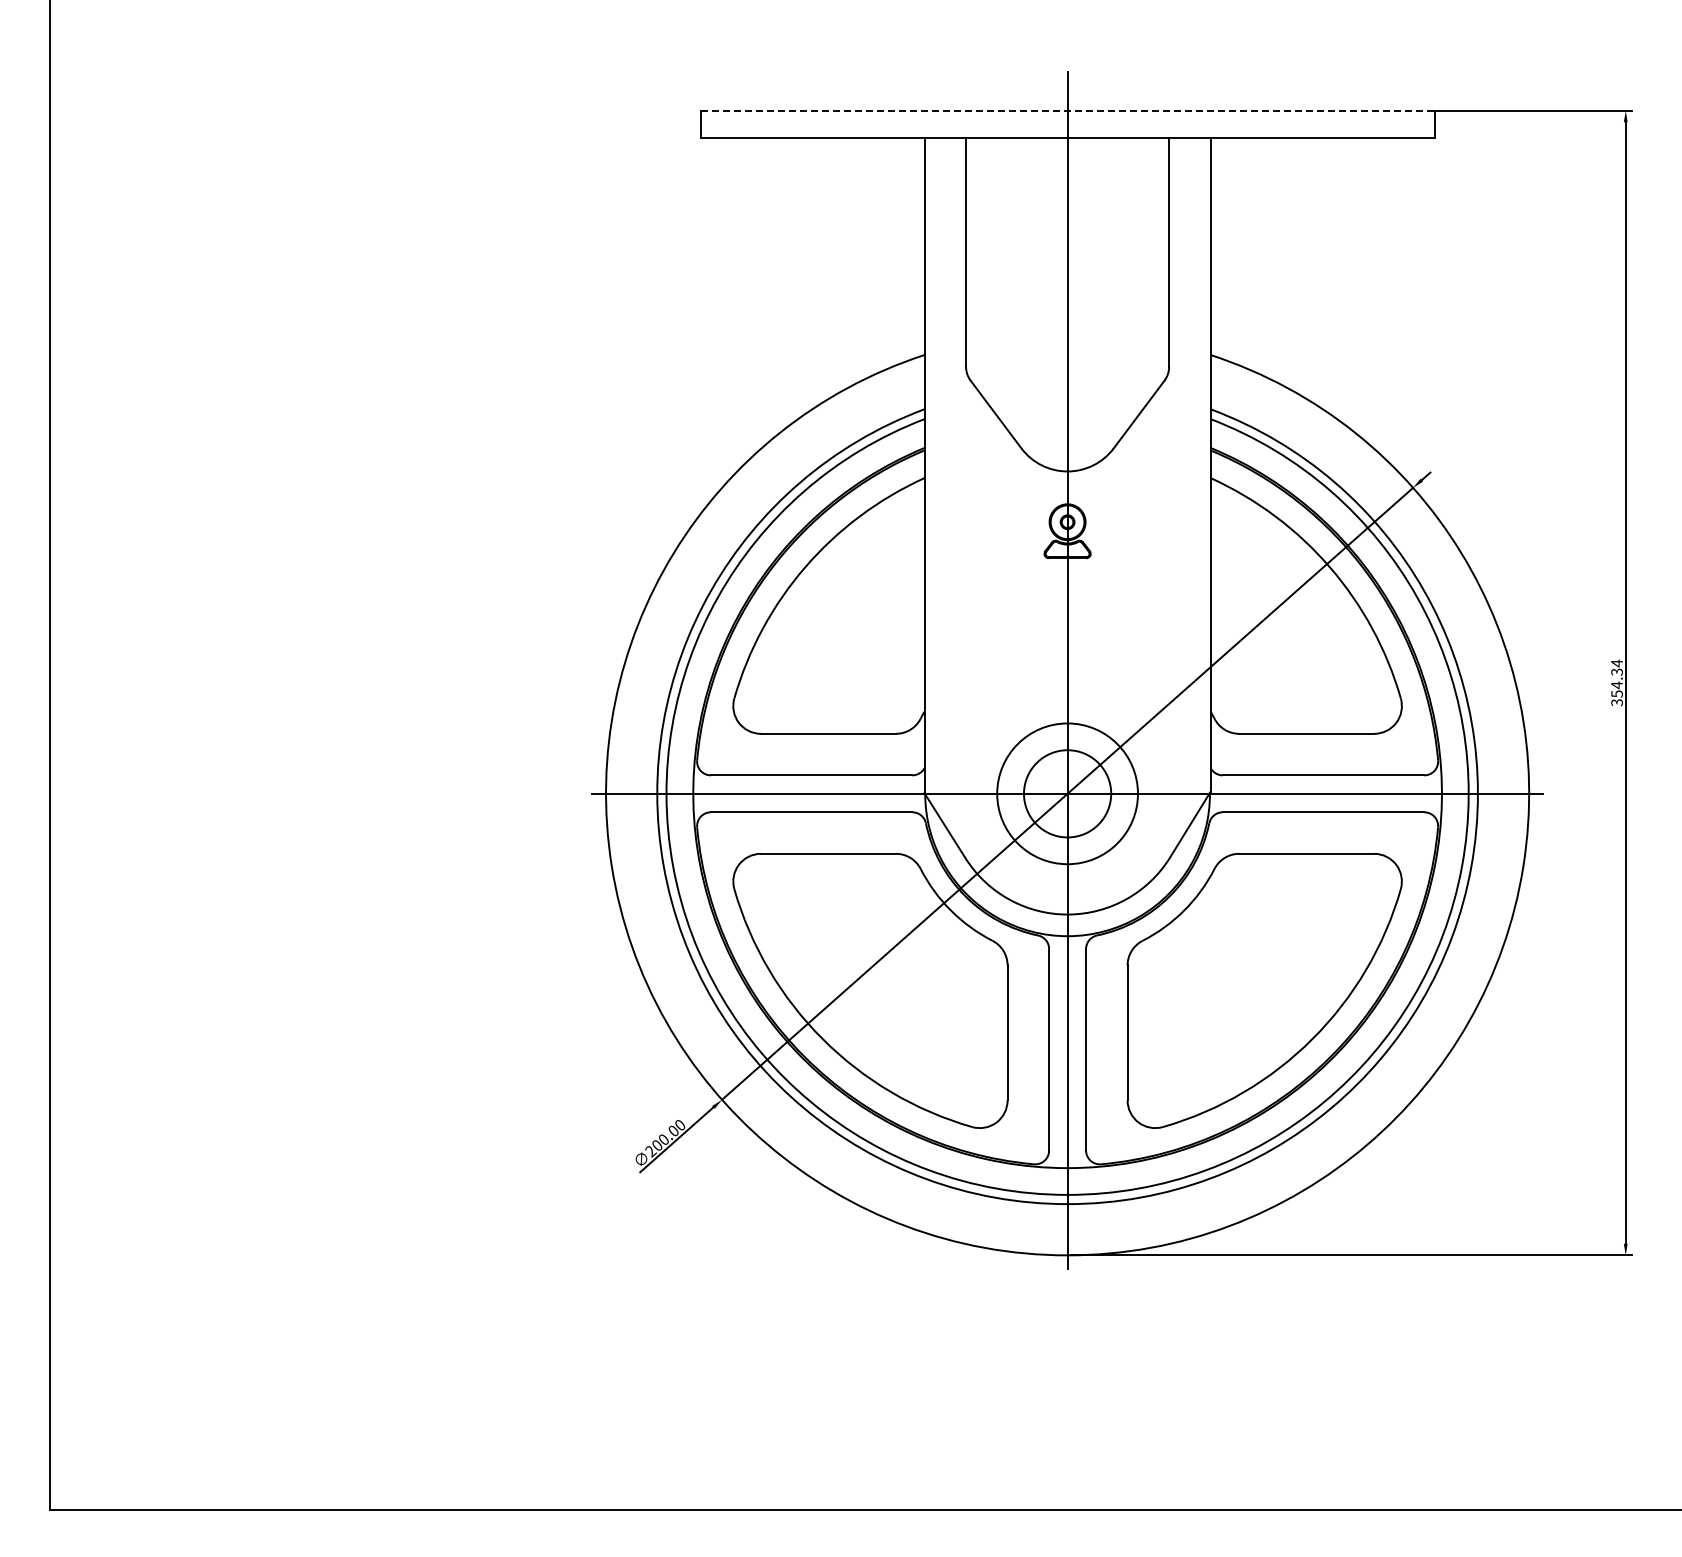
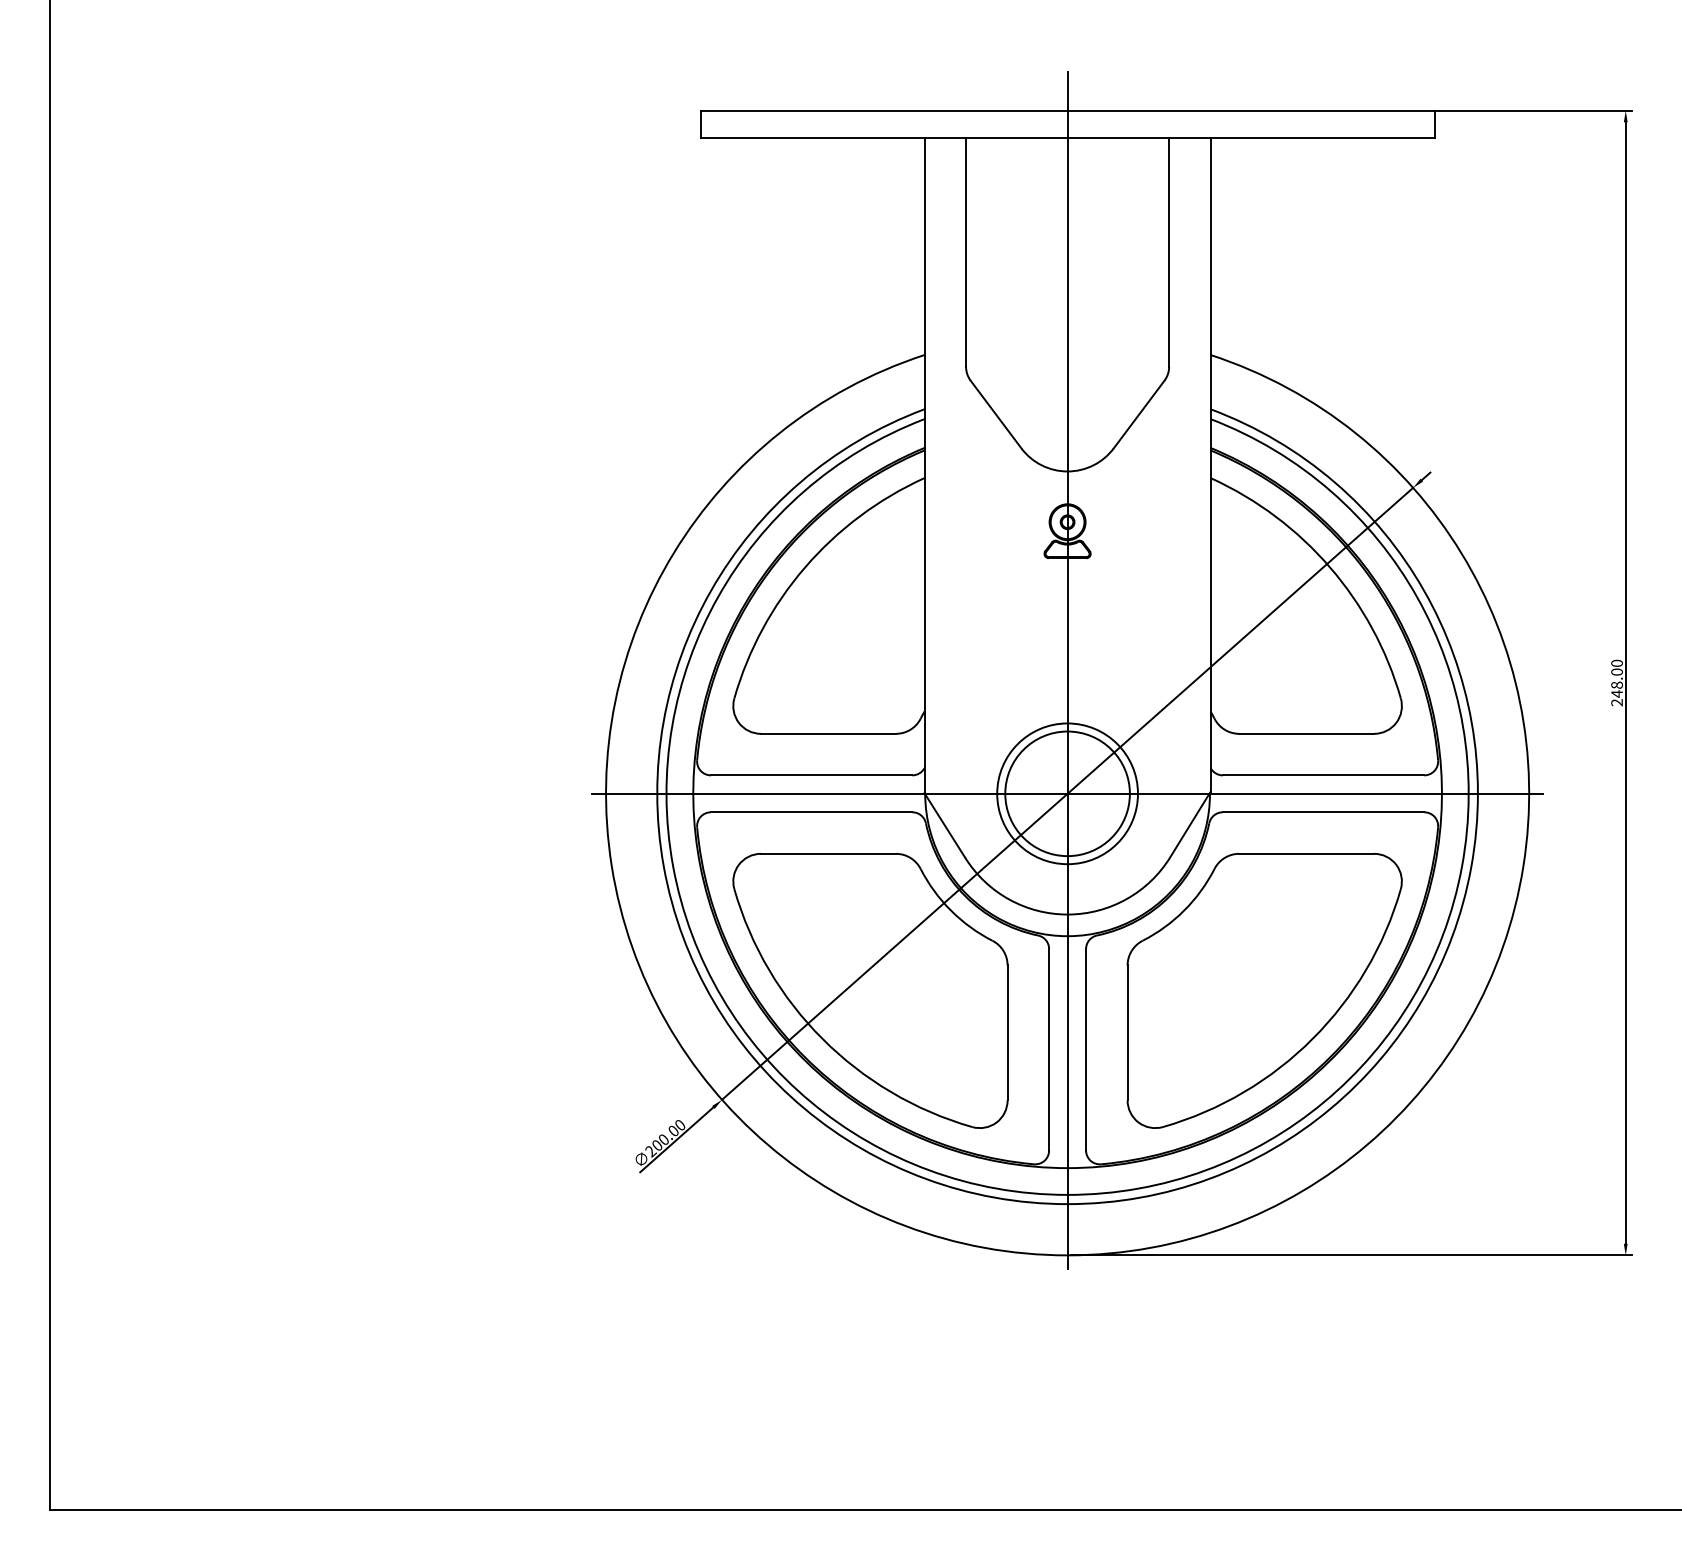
line: dashed -> solid (1067, 110)
text: 354.34 -> 248.00 (1616, 682)
circle diameter: 87 px -> 125 px (1067, 793)
